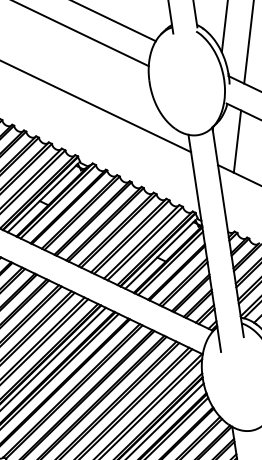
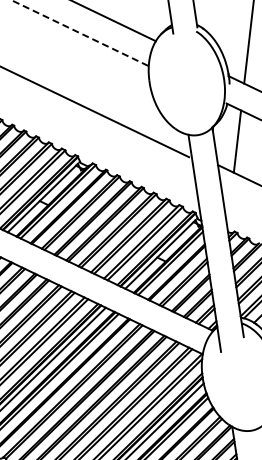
line: present -> none (224, 27)
line: solid -> dashed (80, 33)
line position: (96, 106) -> (95, 112) (95, 112)
